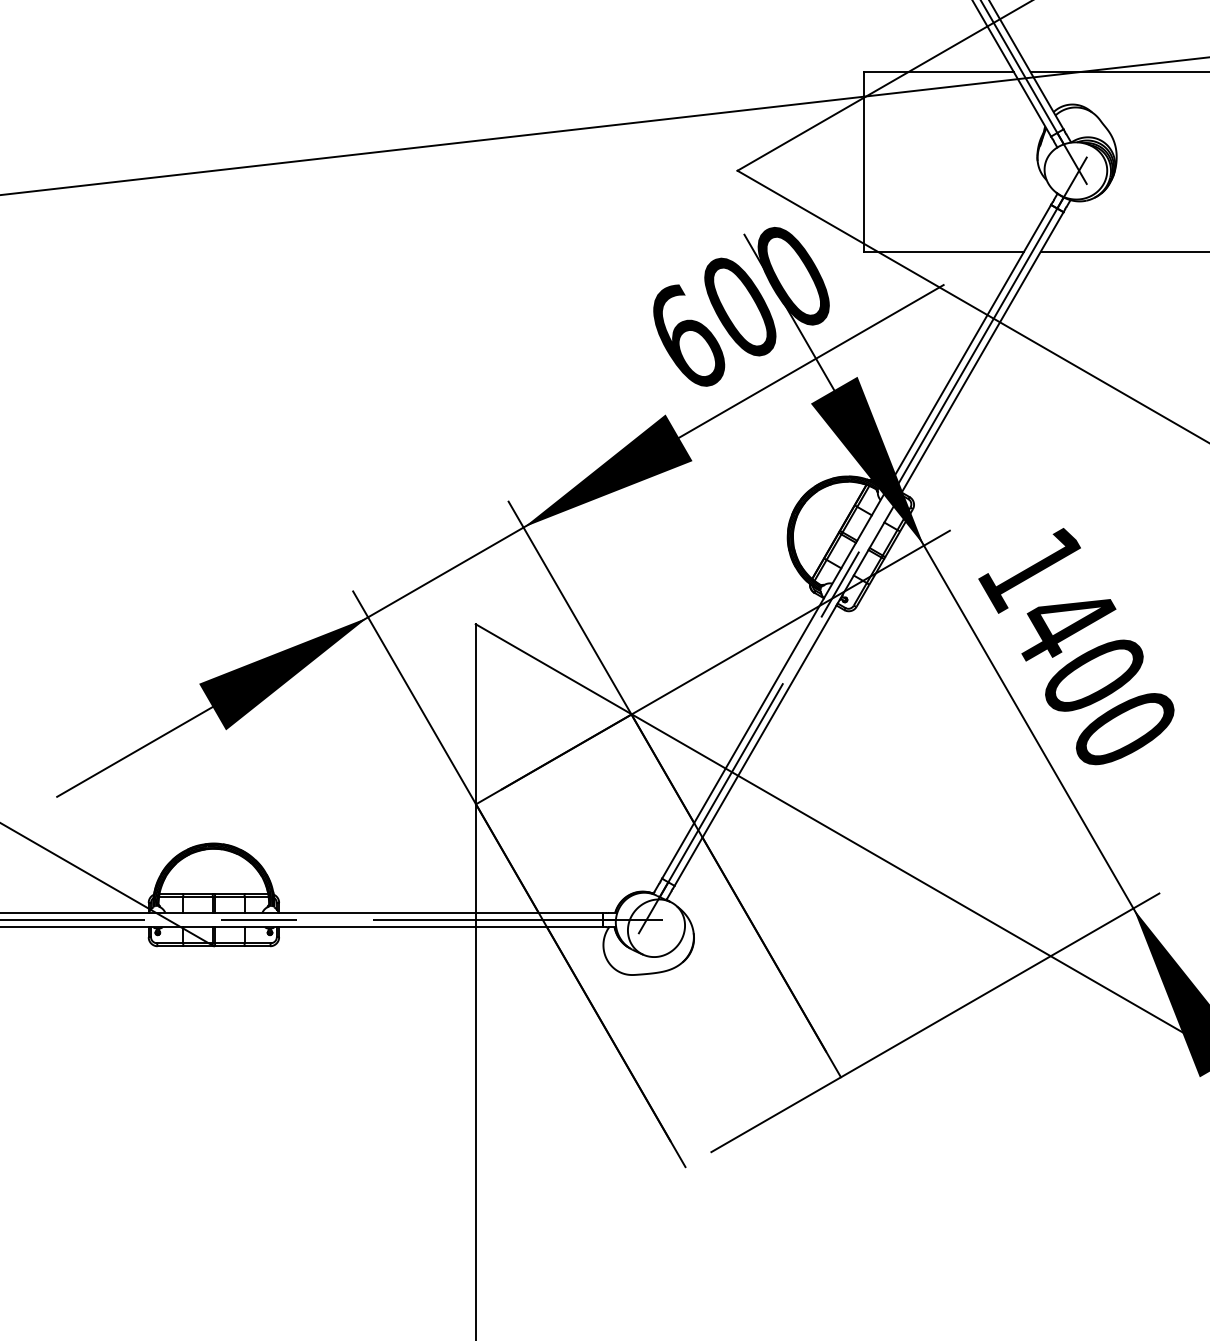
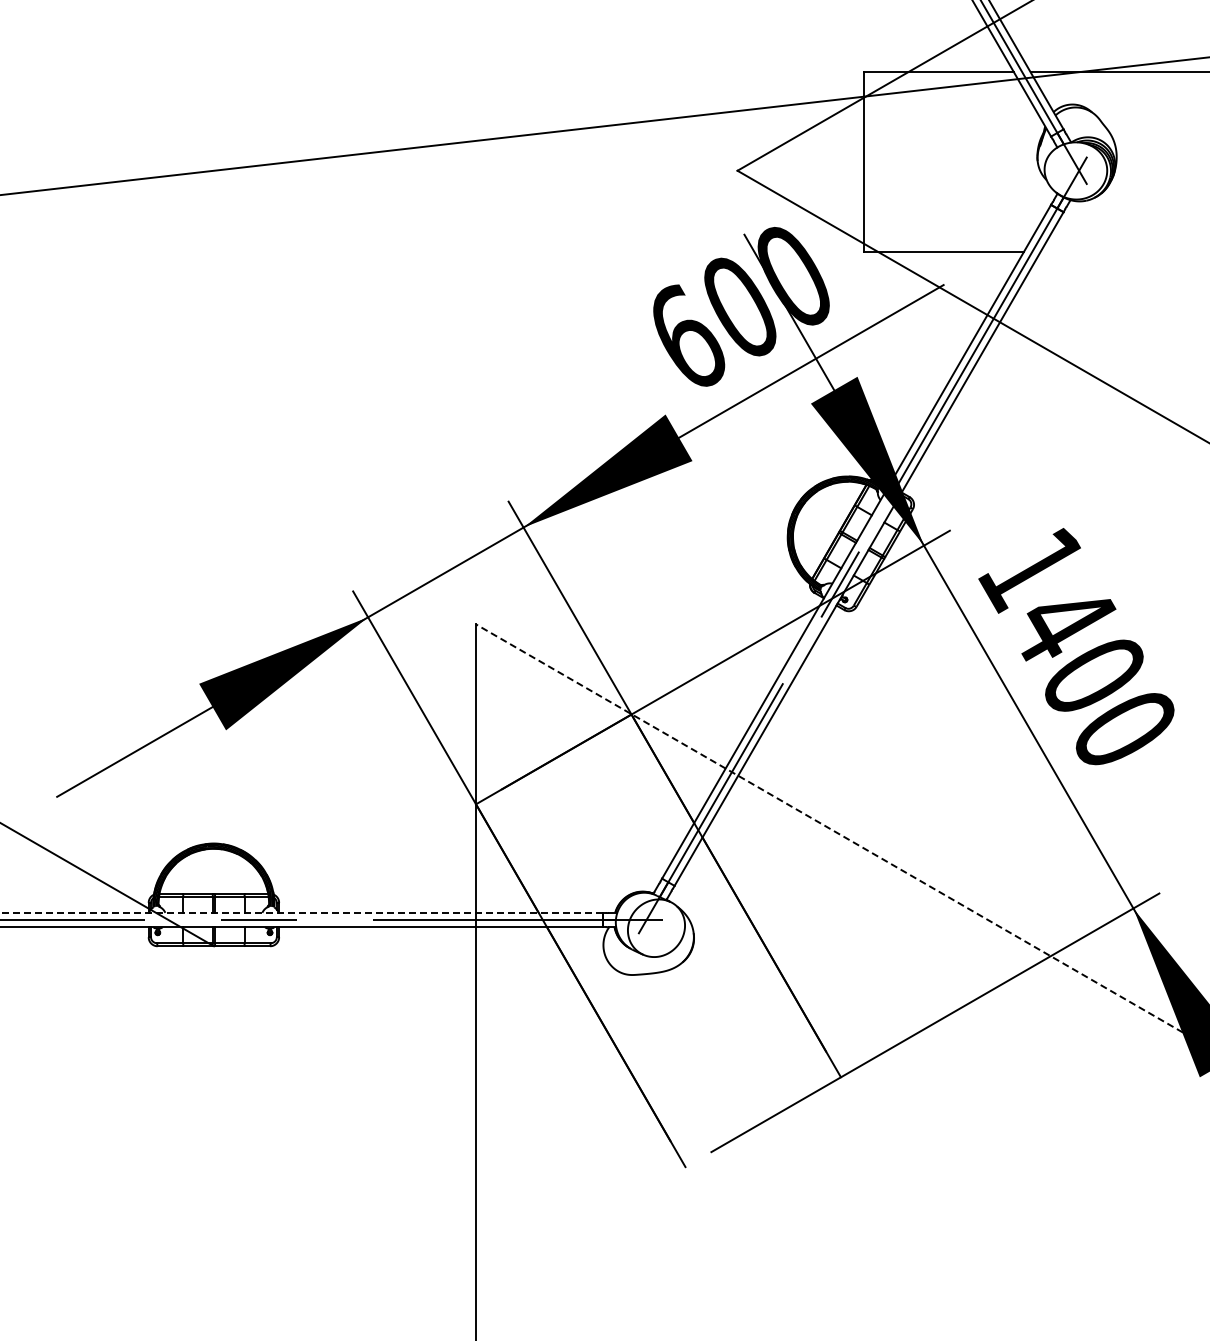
line: present -> none (1123, 251)
line: solid -> dashed (842, 836)
line: solid -> dashed (301, 912)
